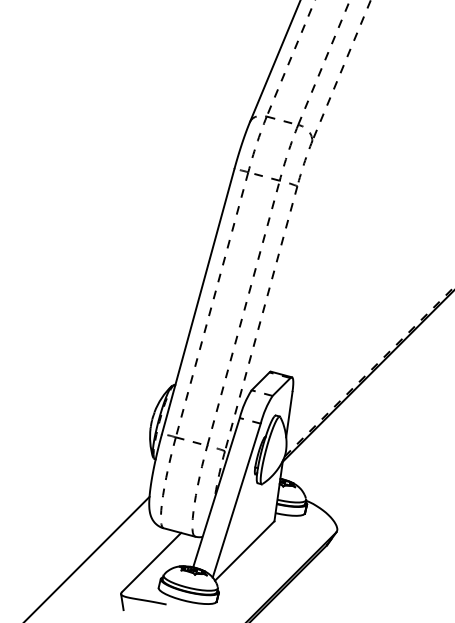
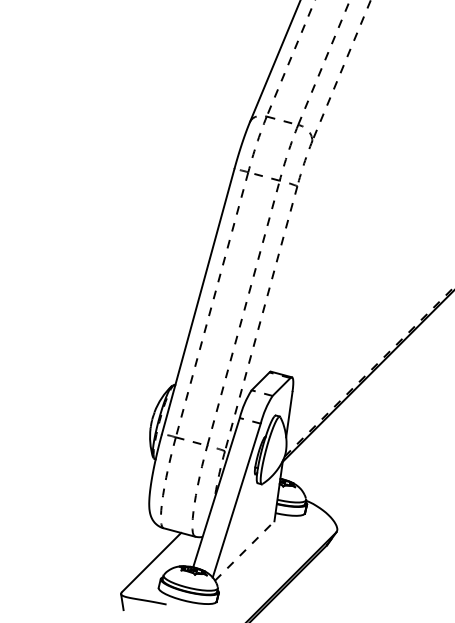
line: solid -> dashed (245, 550)
line: present -> none (87, 557)
